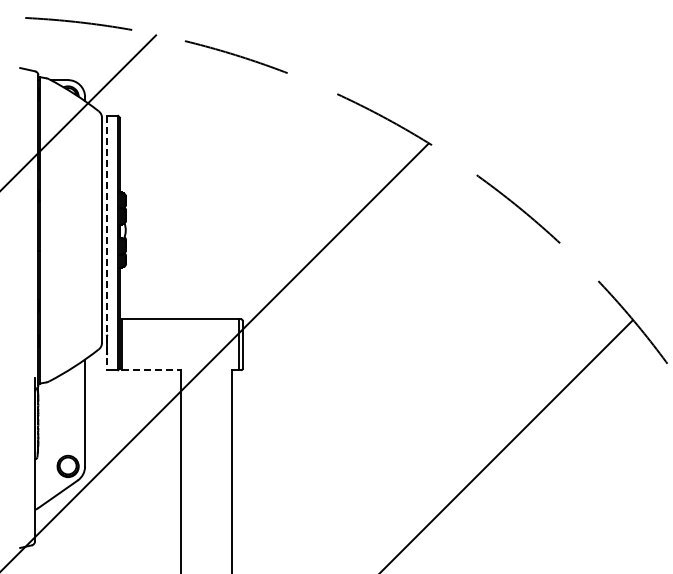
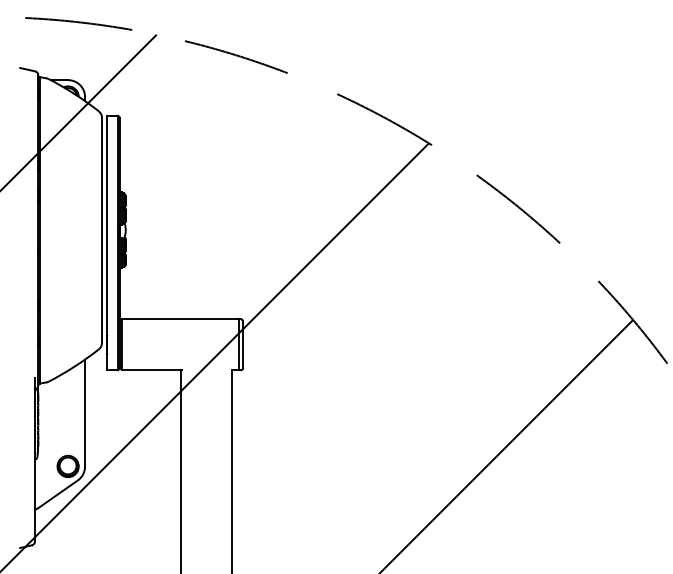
line: dashed -> solid (107, 243)
line: dashed -> solid (151, 370)
